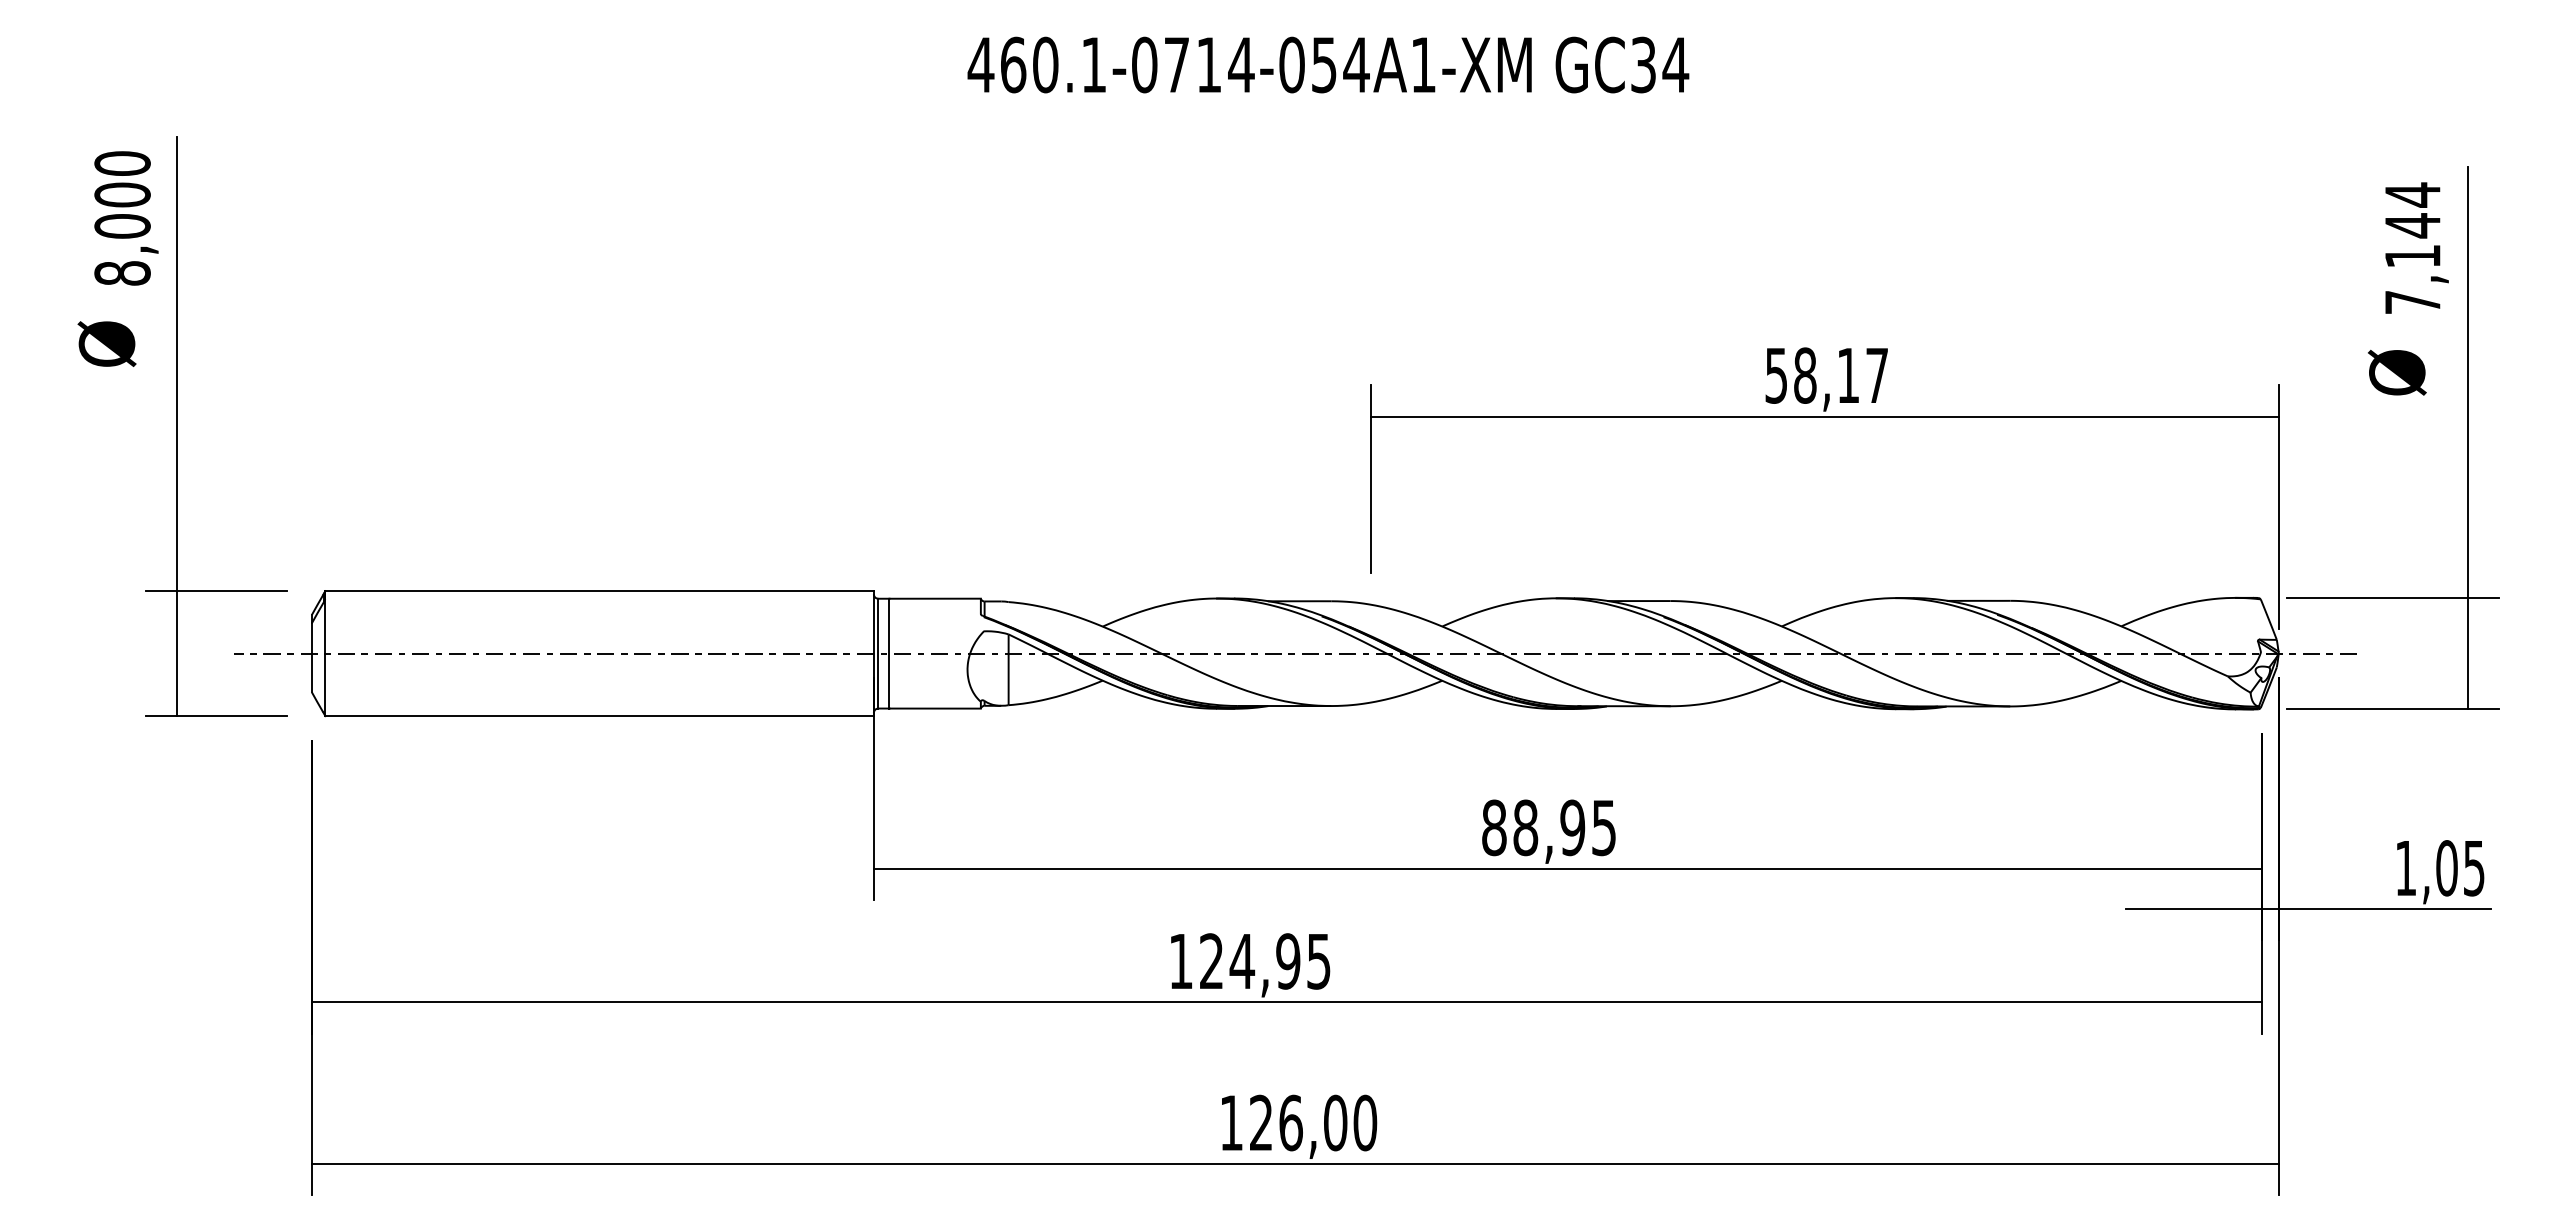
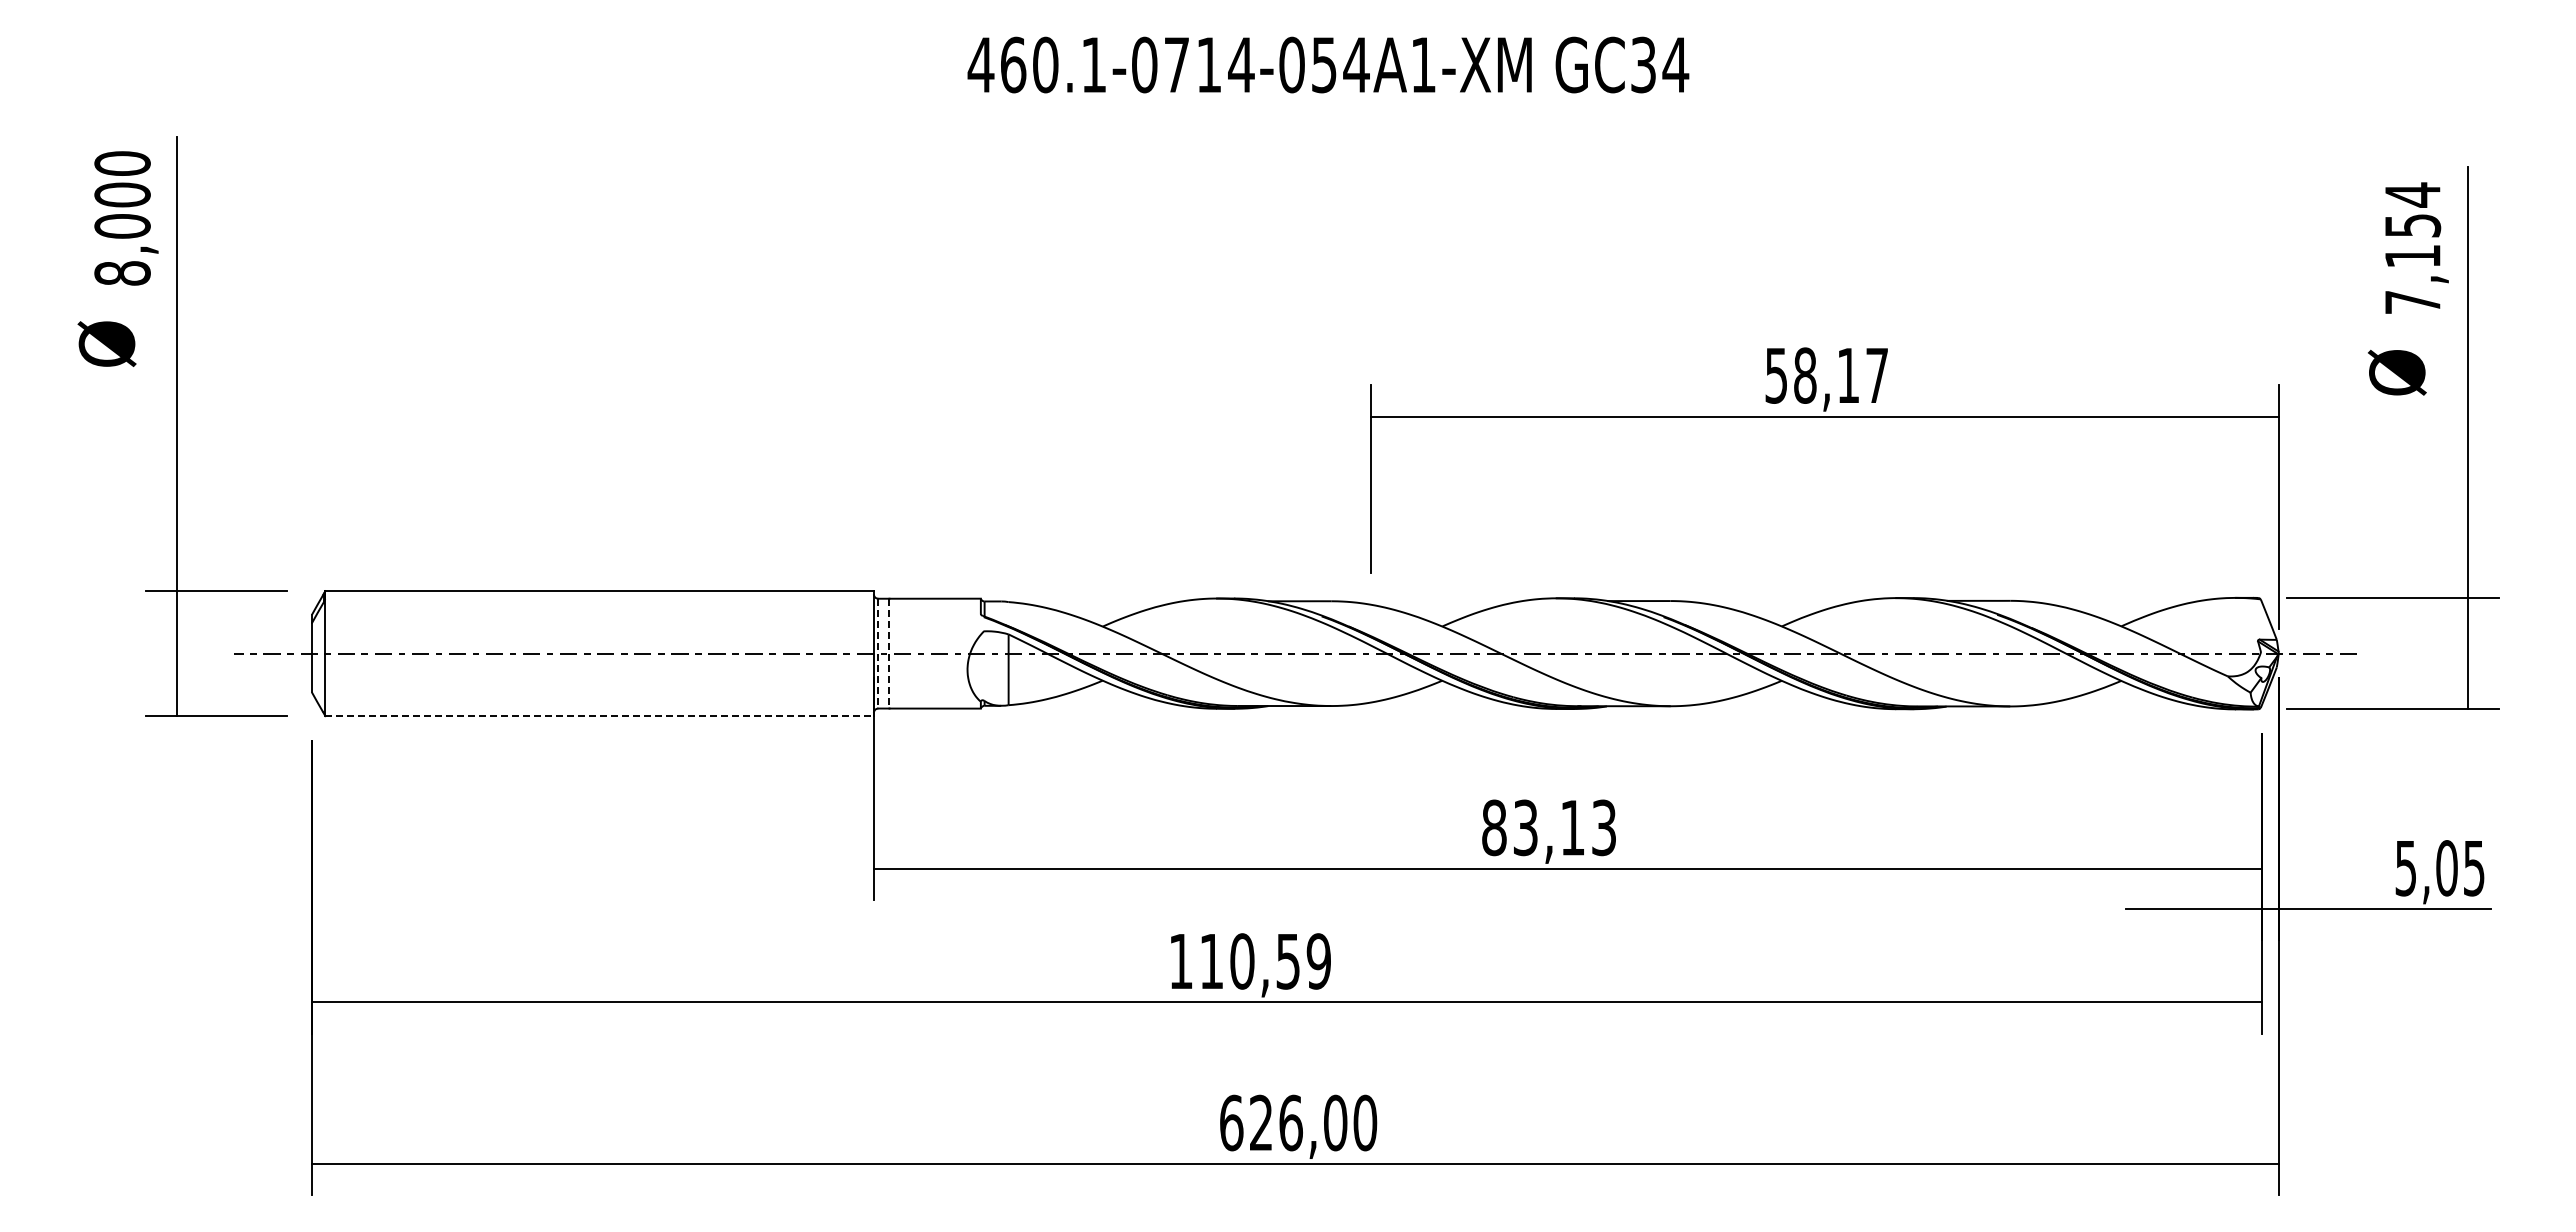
text: 7,144 -> 7,154 (2413, 225)
line: solid -> dashed (878, 653)
line: solid -> dashed (889, 653)
line: solid -> dashed (600, 716)
text: 88,95 -> 83,13 (1564, 827)
text: 1,05 -> 5,05 (2405, 868)
text: 124,95 -> 110,59 (1265, 961)
text: 126,00 -> 626,00 (1231, 1122)
